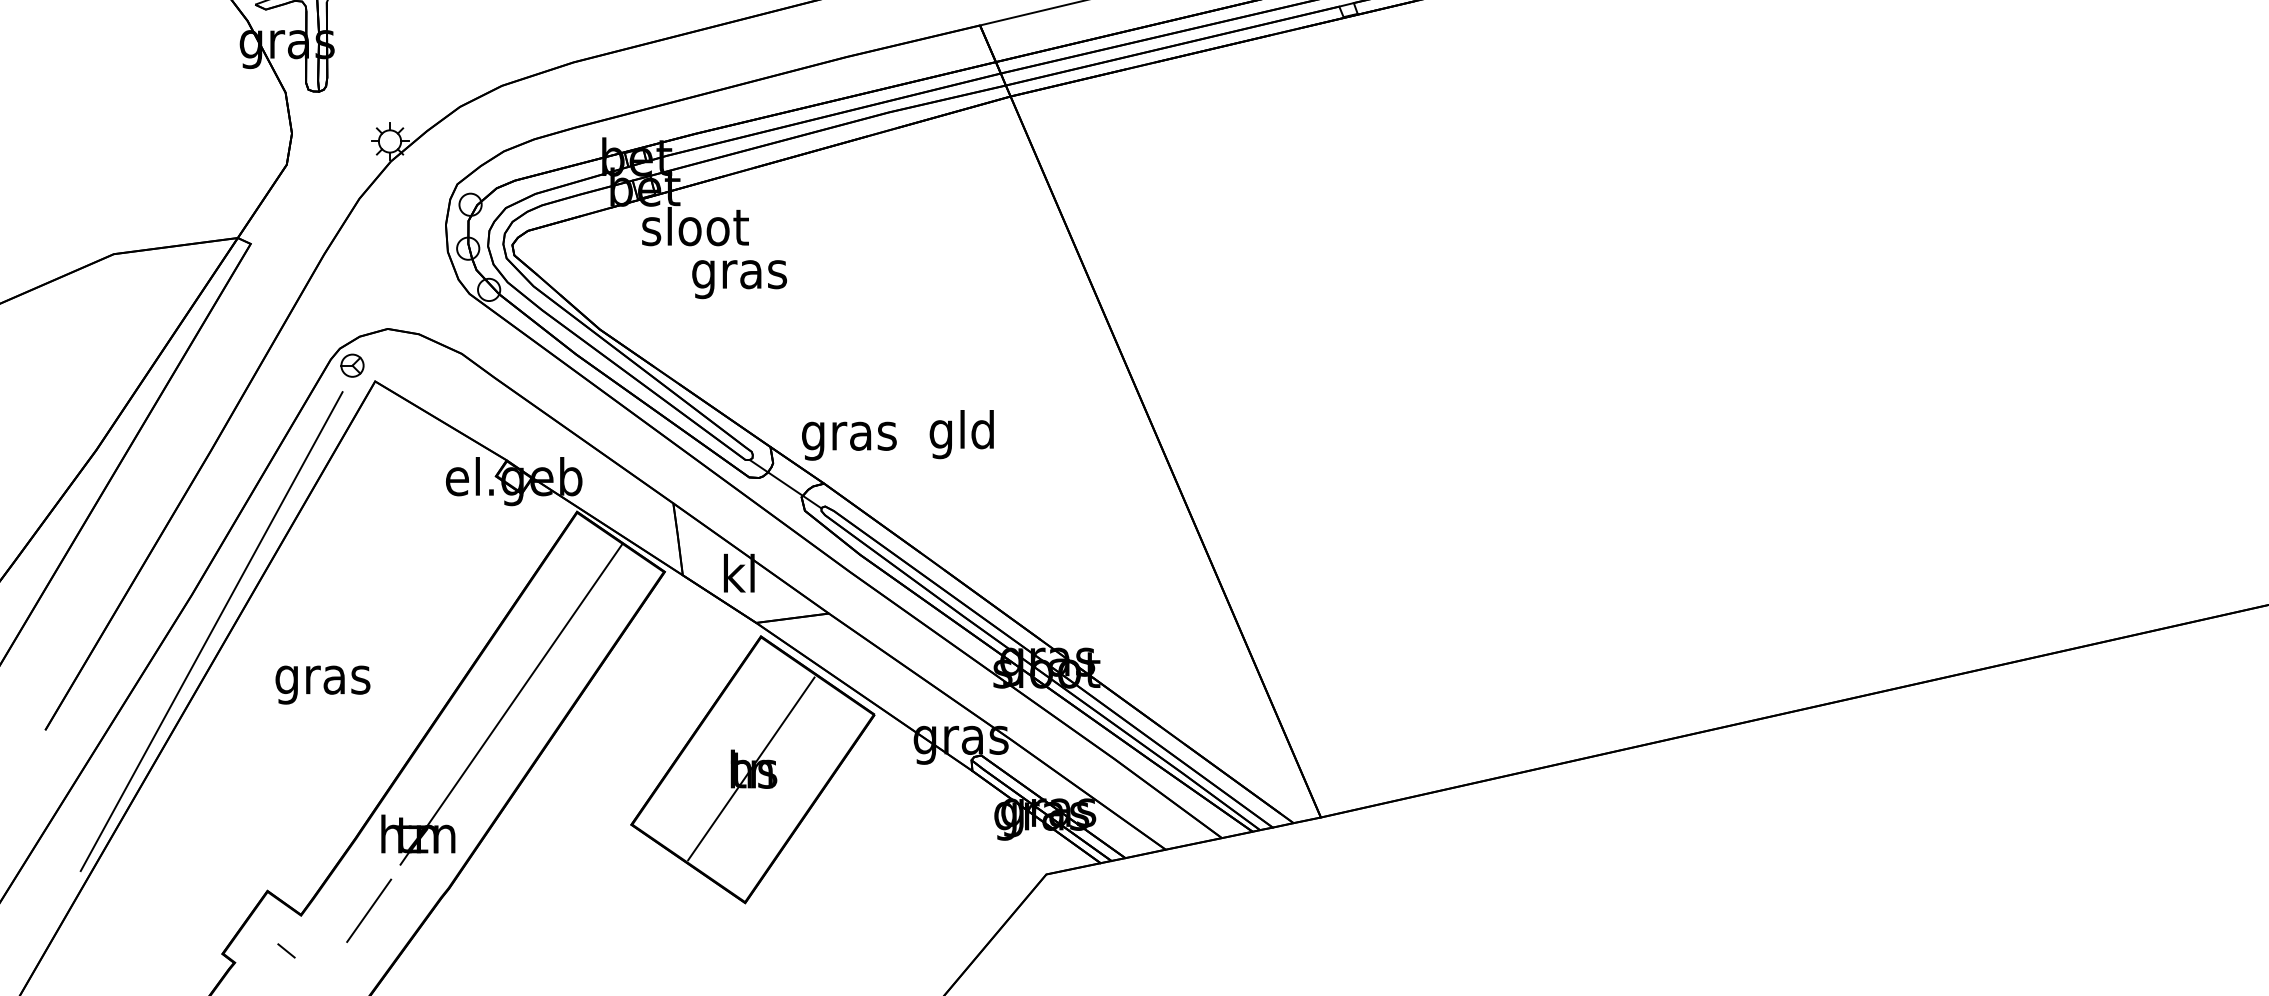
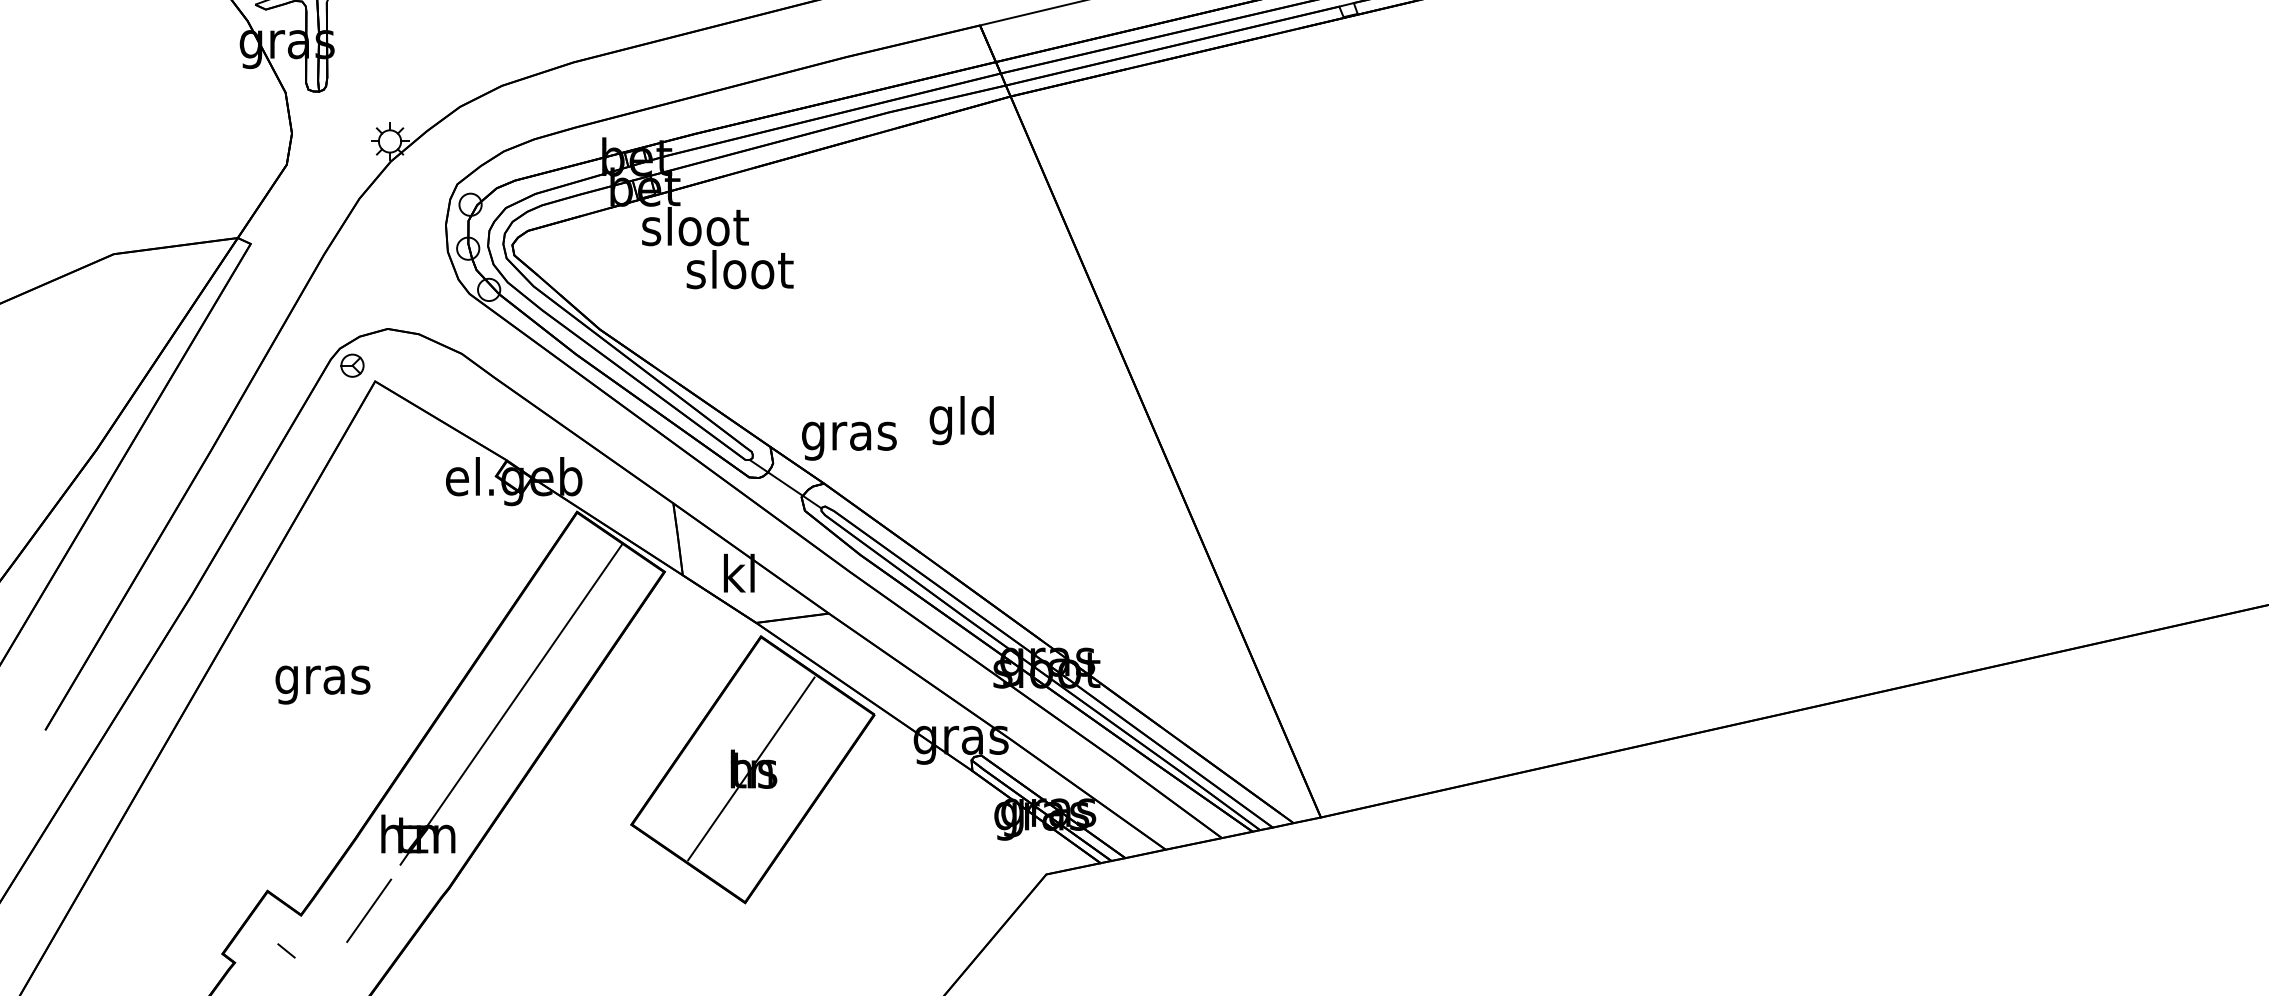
text: gras -> sloot (739, 274)
text position: (961, 434) -> (961, 420) (961, 420)
line: present -> none (211, 631)
